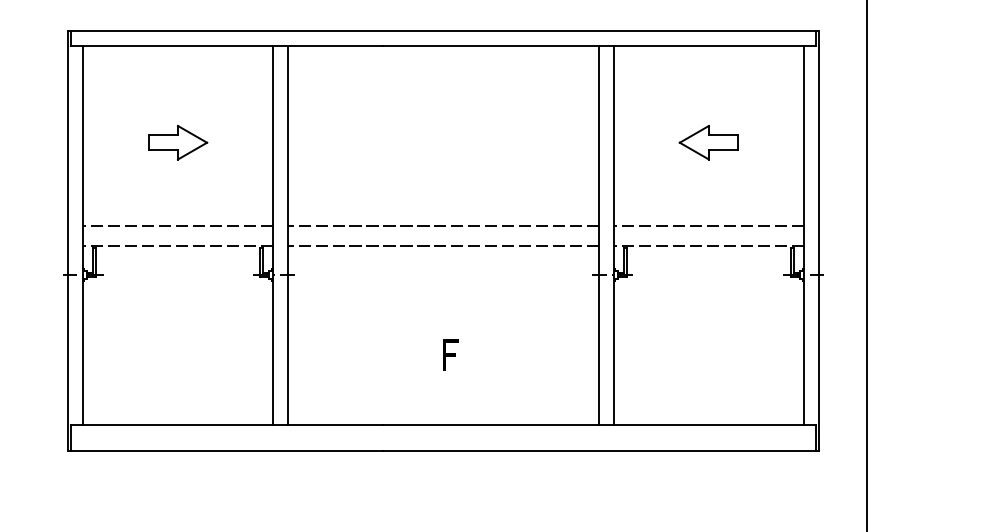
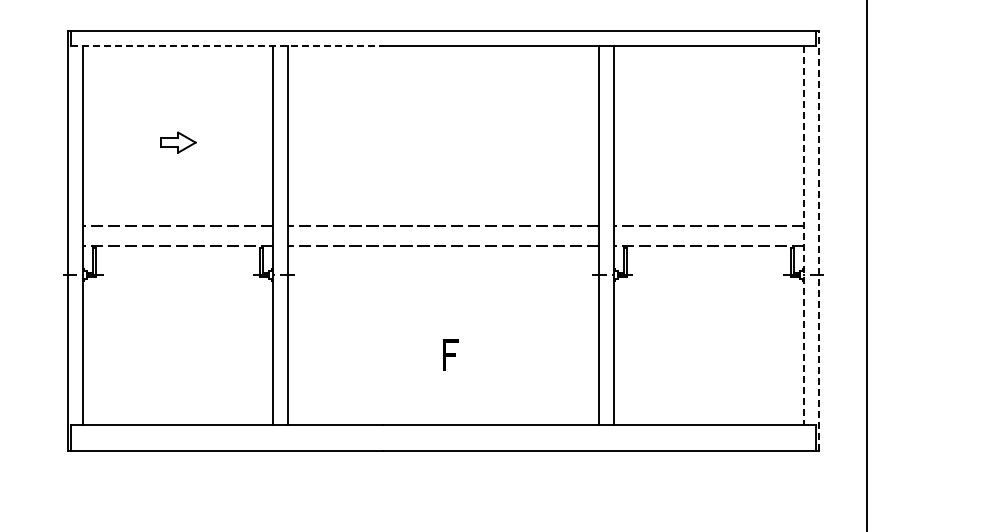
line: solid -> dashed (227, 46)
part size: 61x37 px -> 37x23 px (178, 142)
part: present -> none (708, 142)
line: solid -> dashed (804, 236)
line: solid -> dashed (818, 240)
